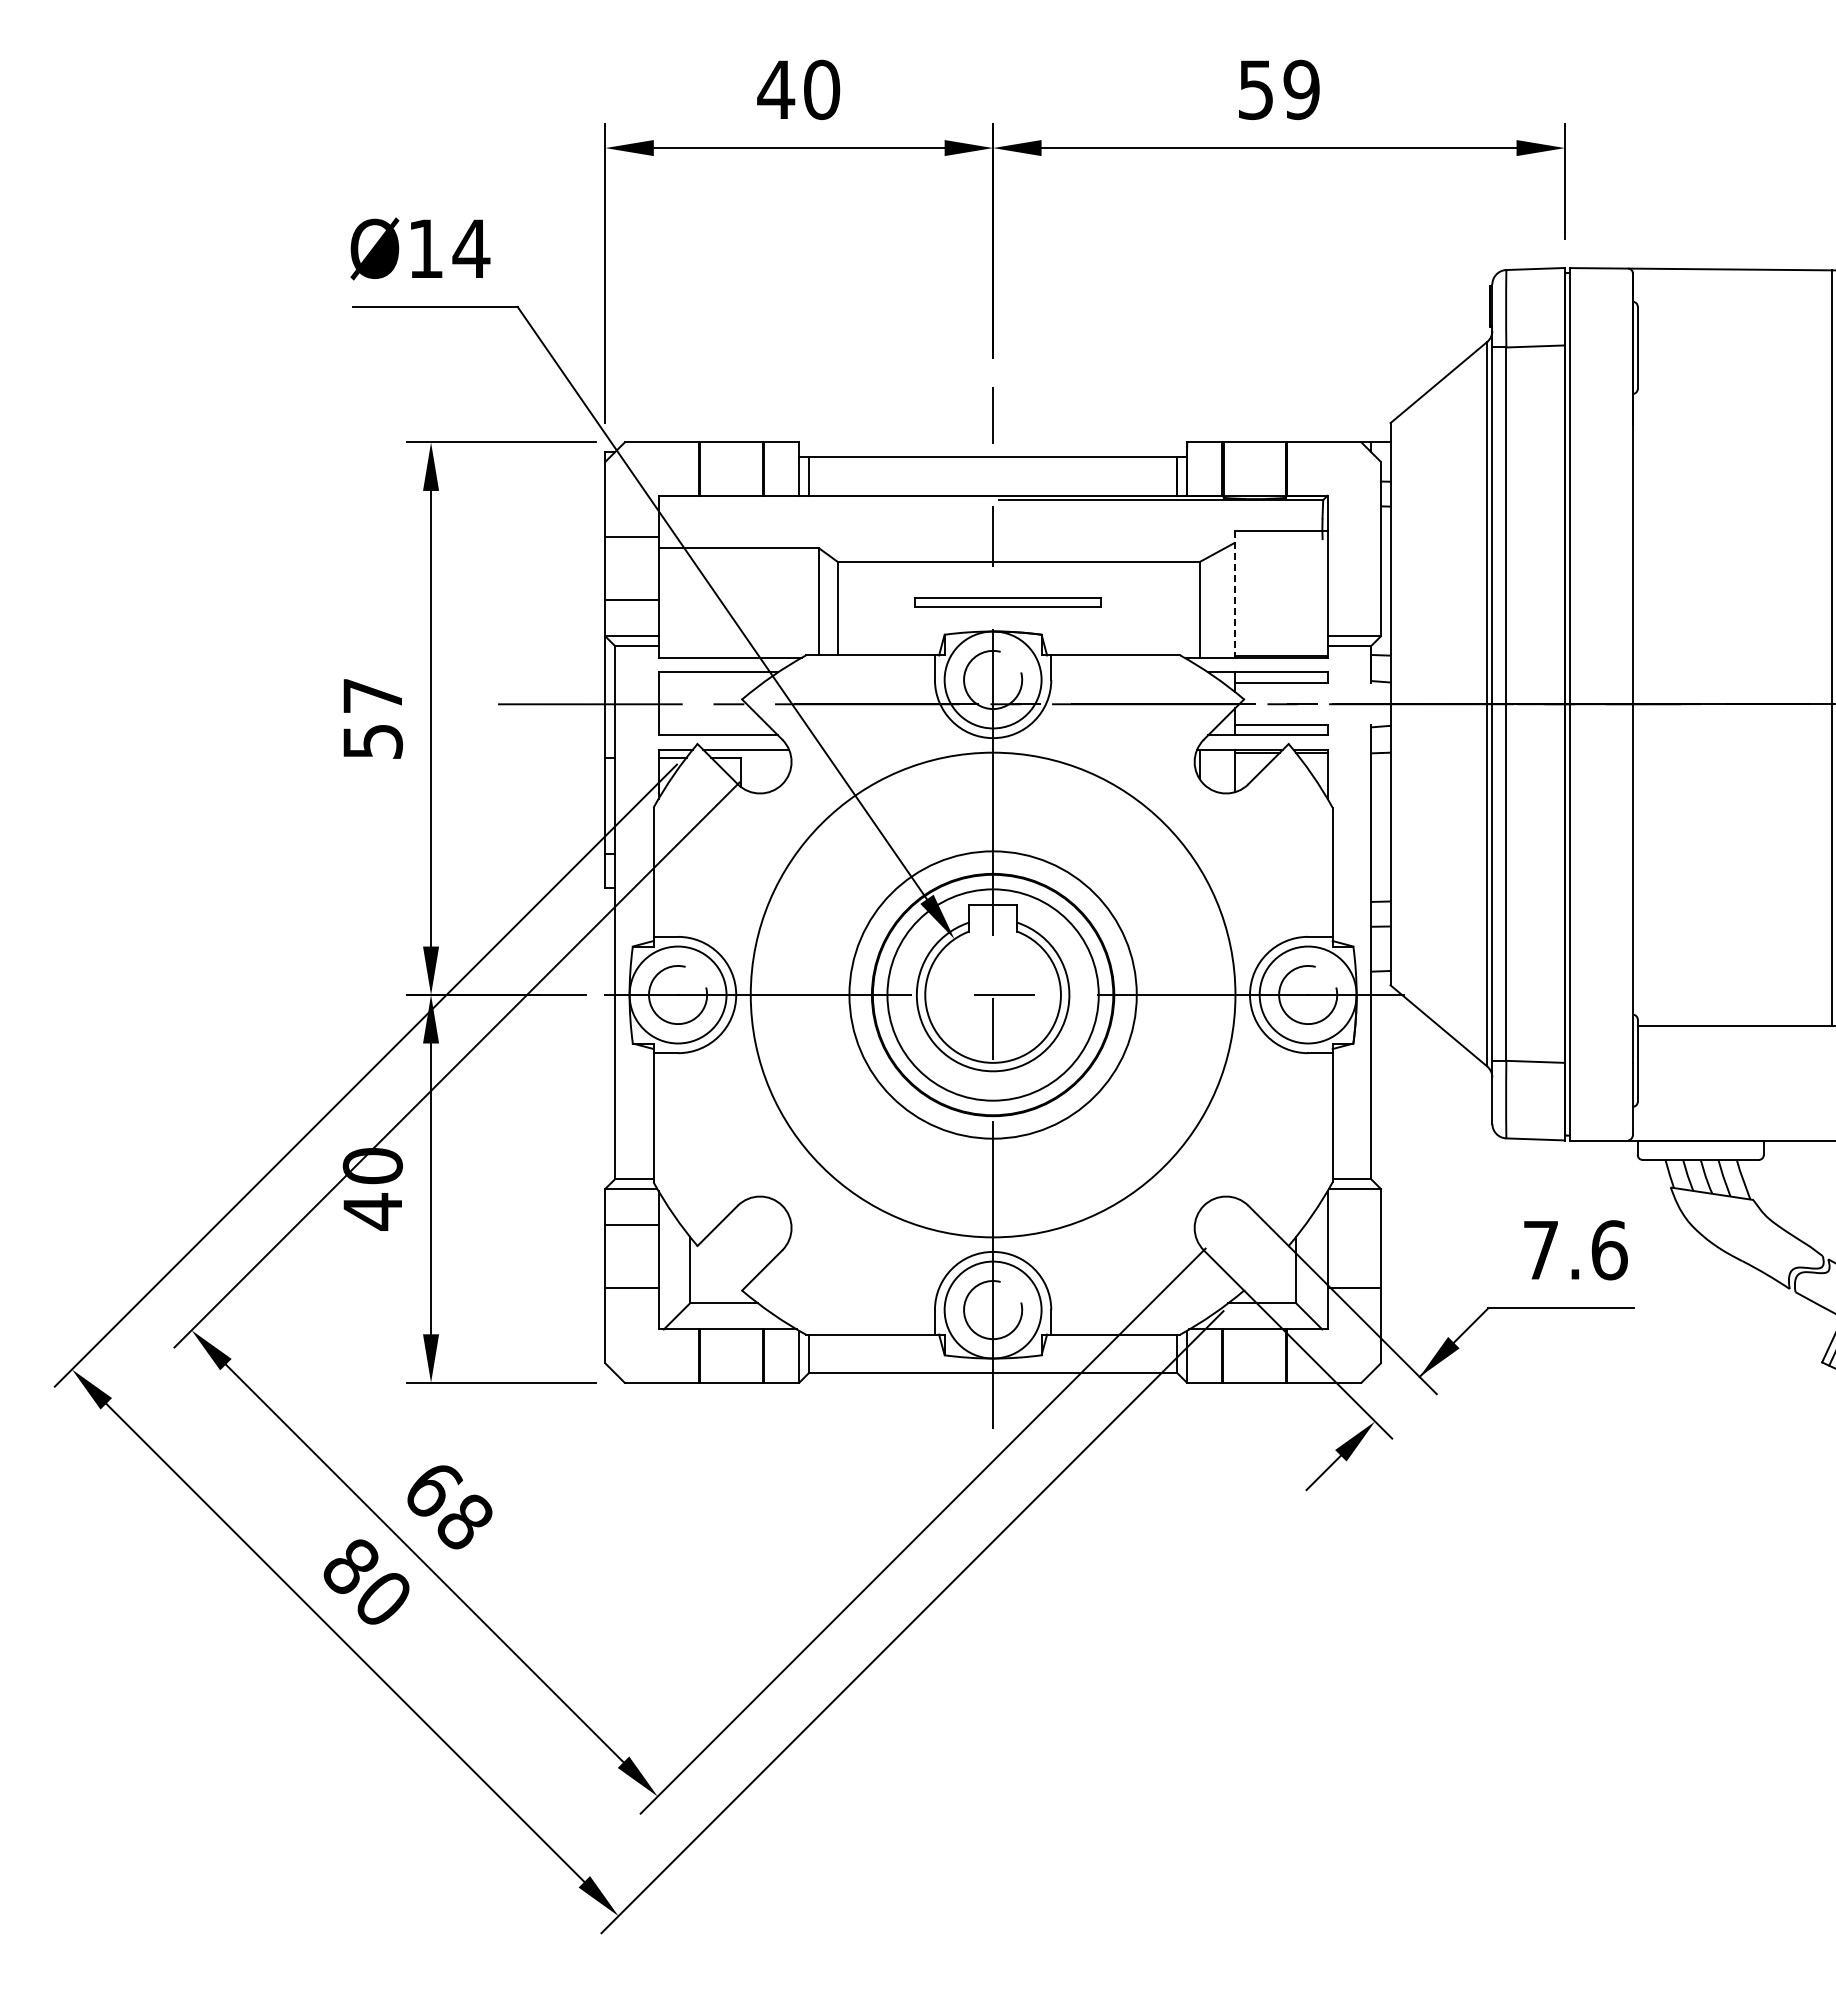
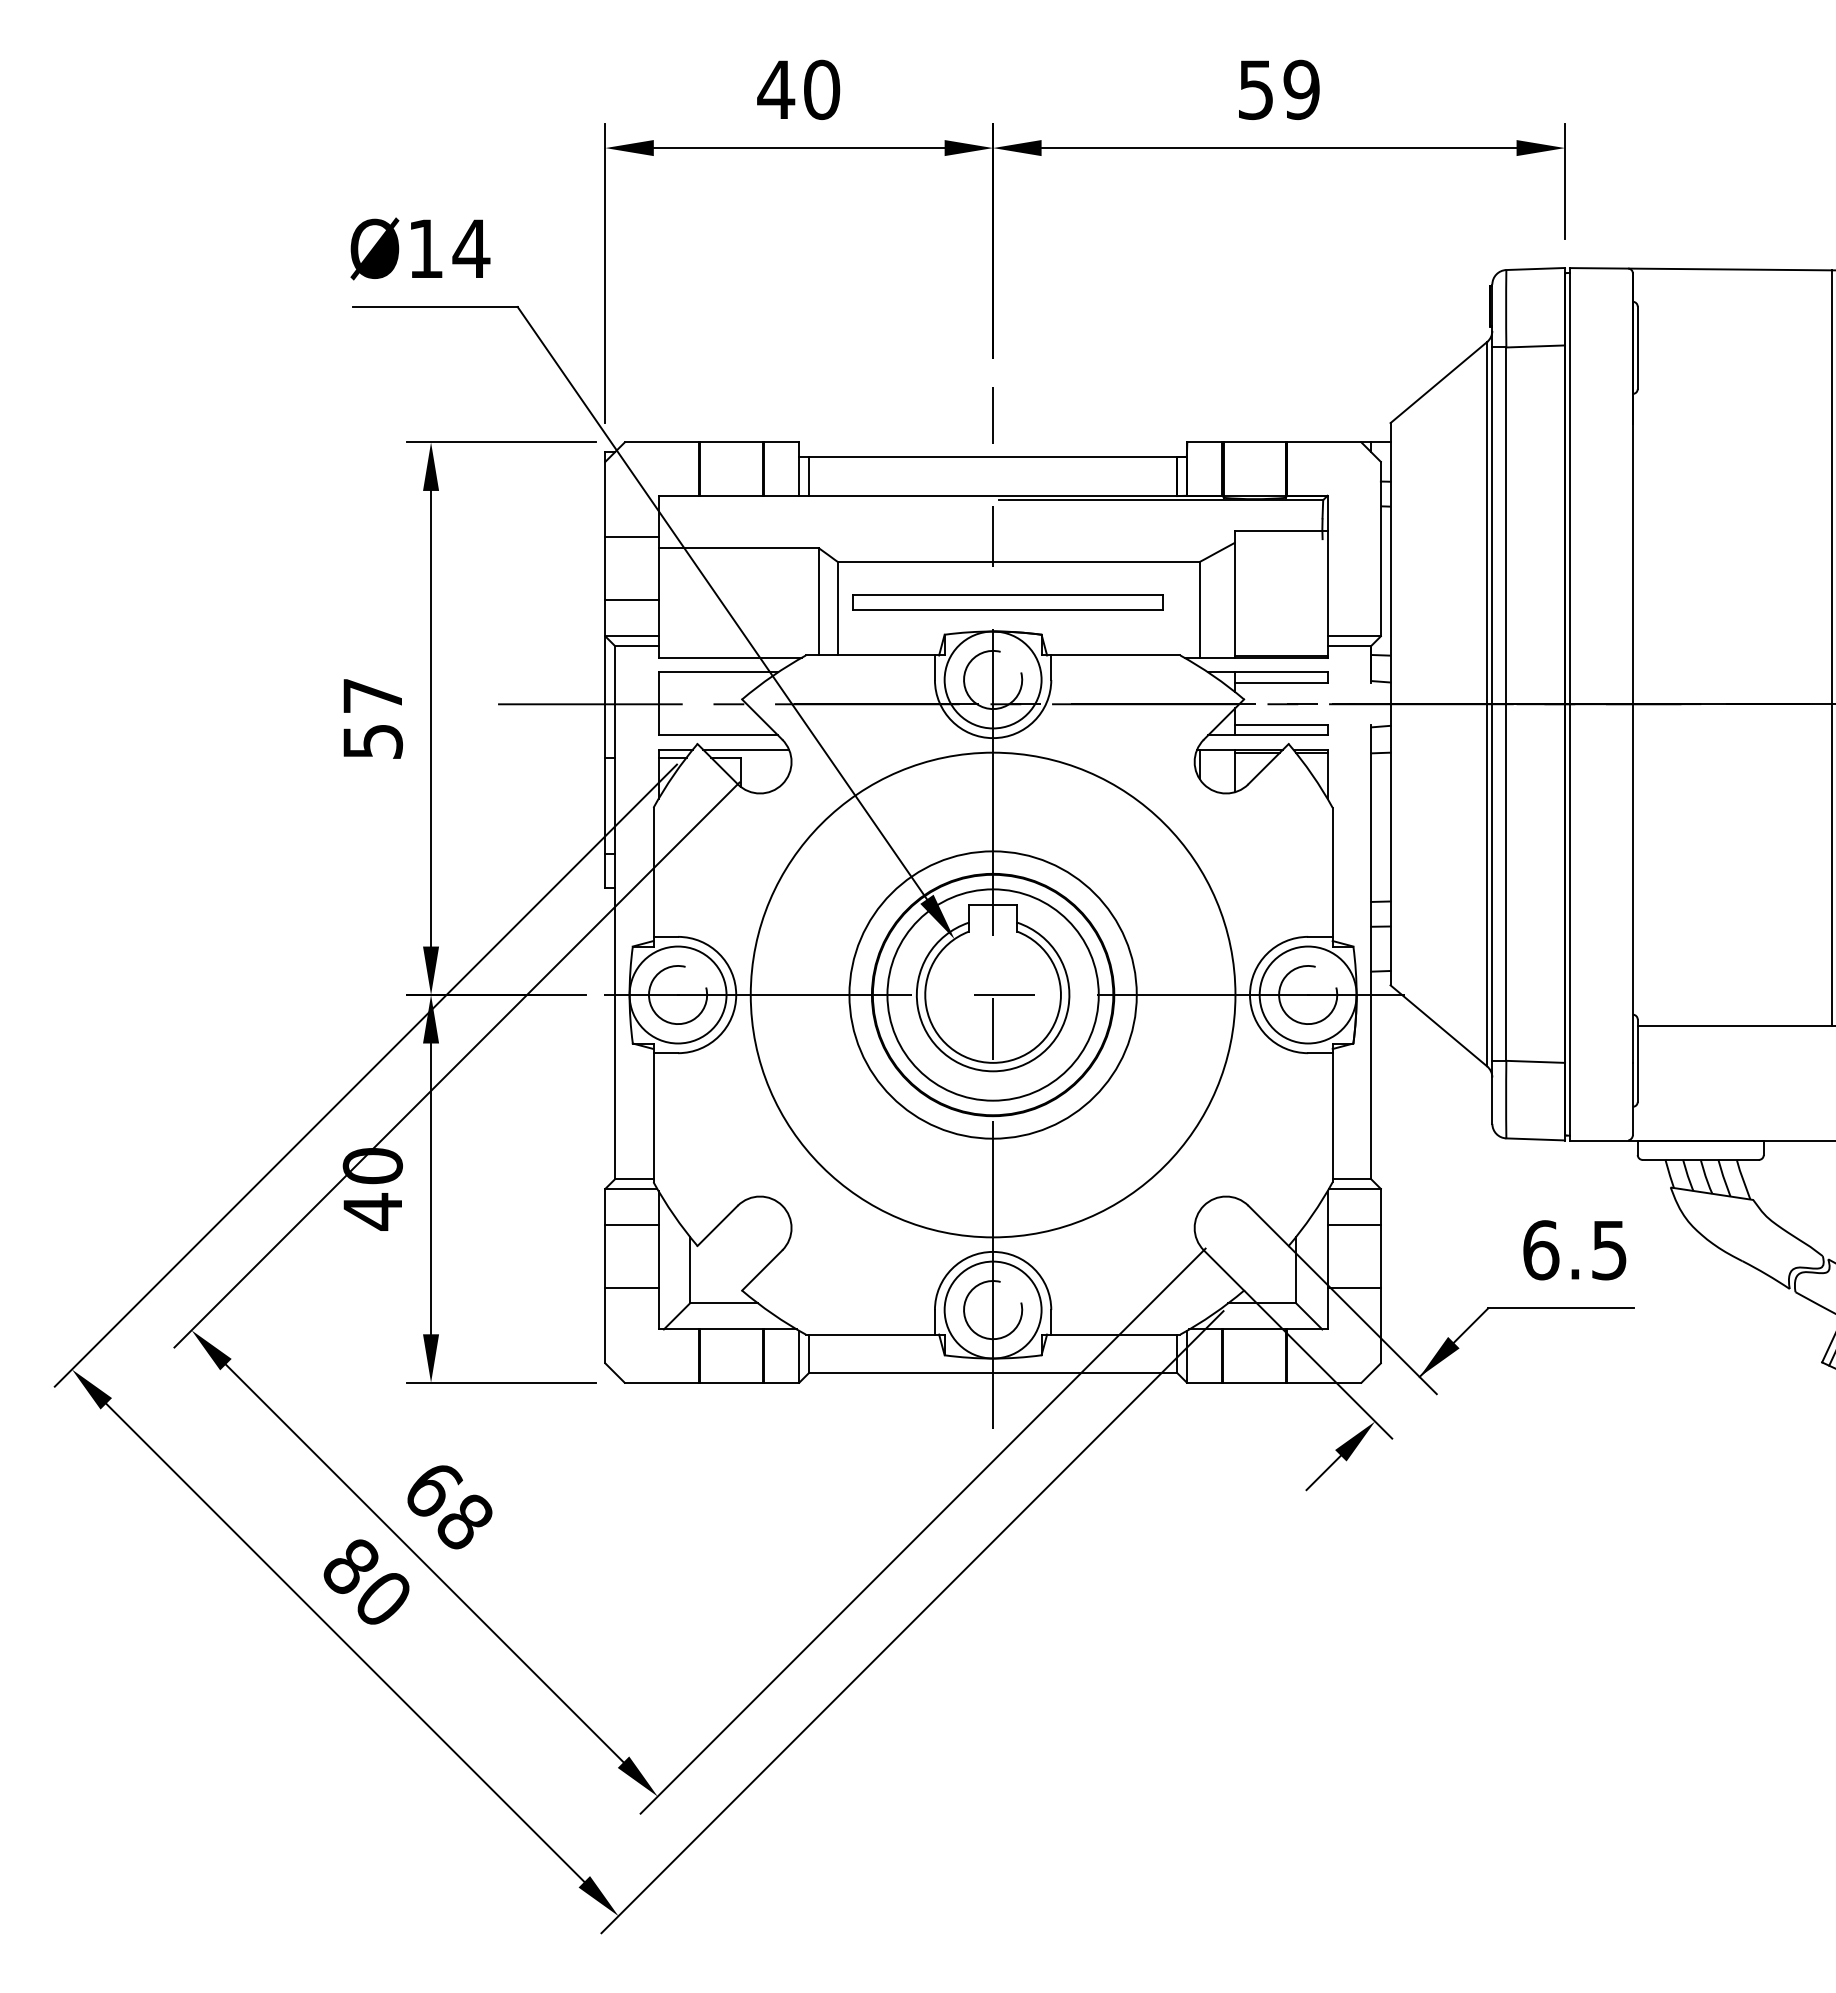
line: dashed -> solid (1235, 594)
part size: 188x11 px -> 312x17 px (1007, 602)
line: none -> present (1353, 1225)
text: 7.6 -> 6.5 (1575, 1250)
